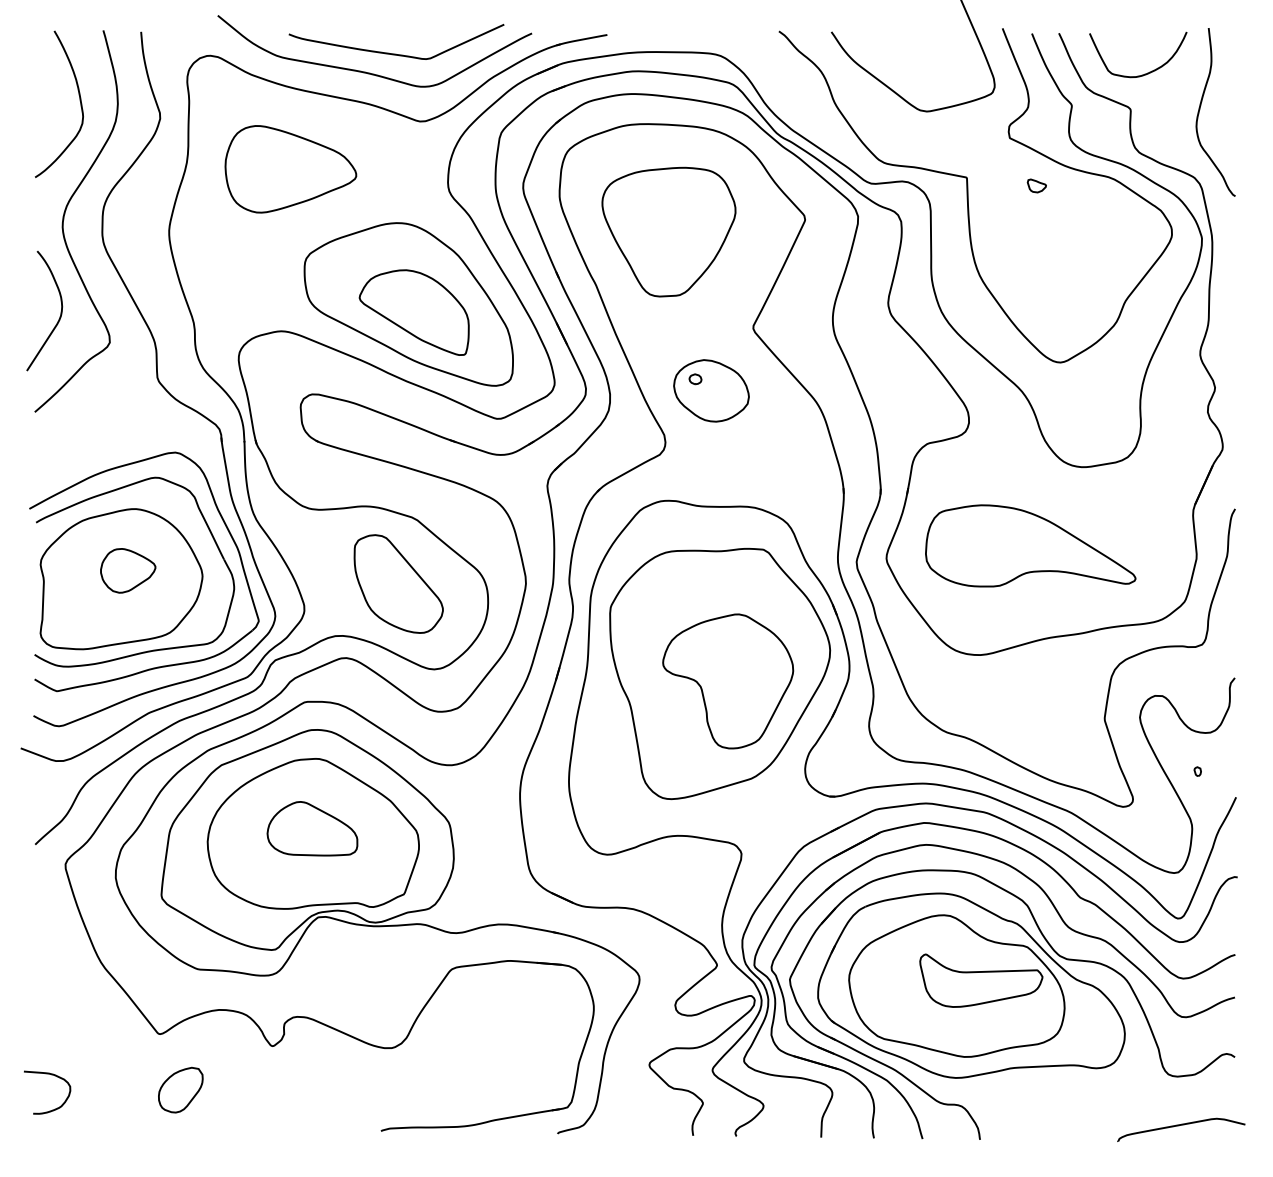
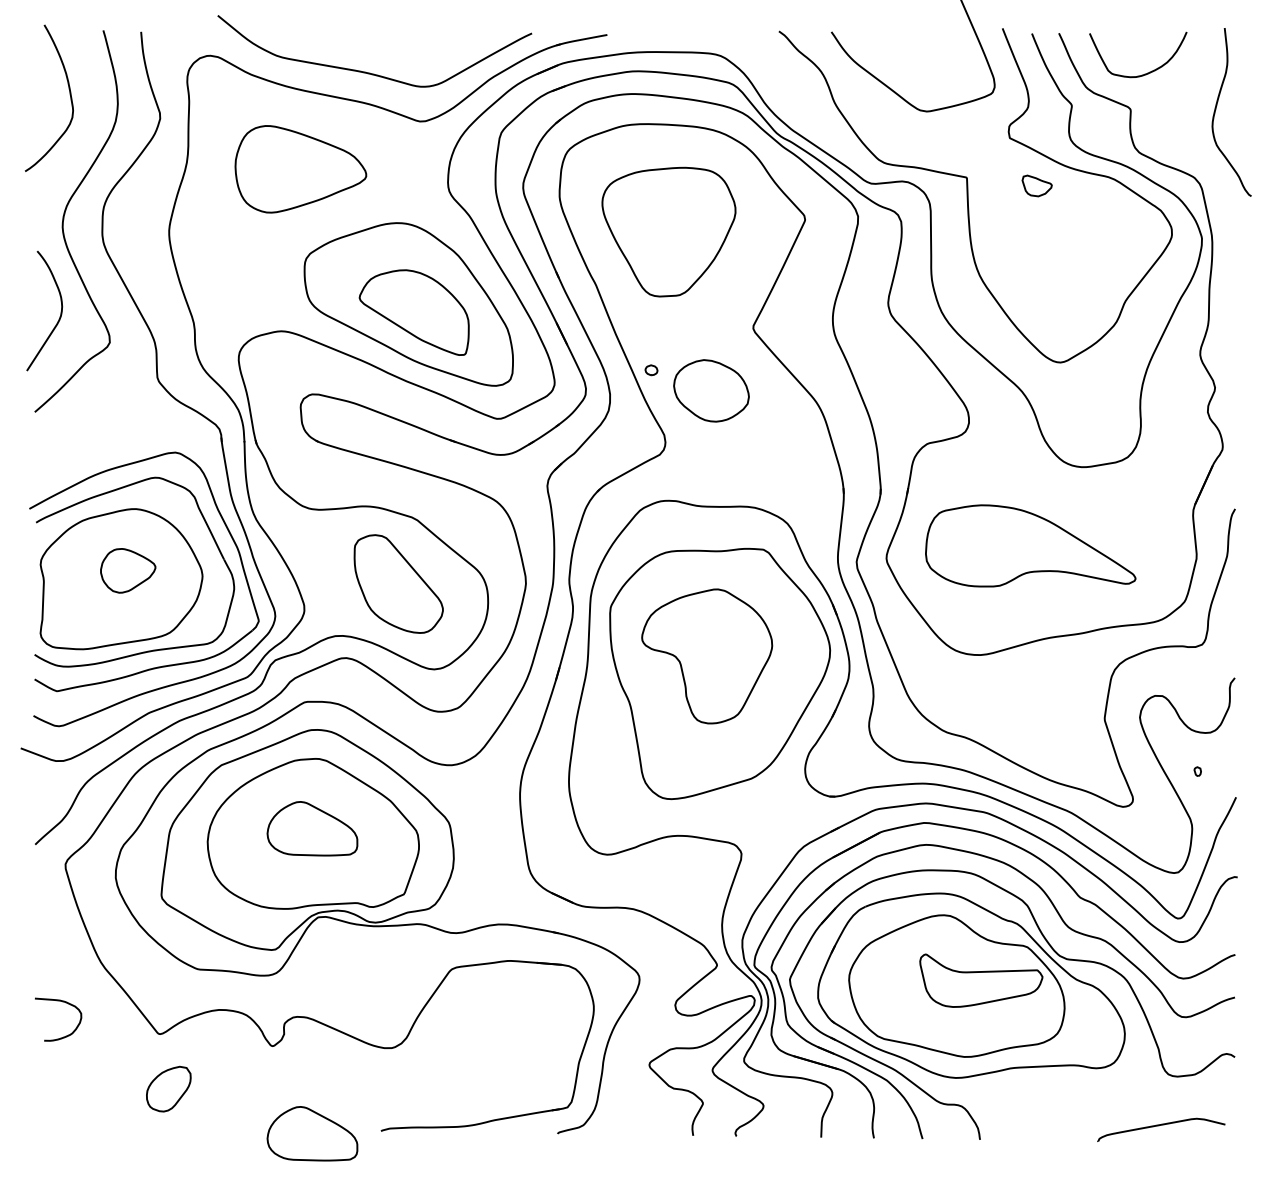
curve: present -> none (396, 53)
curve position: (79, 100) -> (69, 94) (69, 94)
curve position: (1200, 109) -> (1216, 109) (1216, 109)
part position: (290, 169) -> (300, 169) (300, 169)
part size: 21x16 px -> 32x24 px (1036, 185)
part position: (695, 379) -> (651, 370) (651, 370)
part position: (728, 681) -> (707, 656) (707, 656)
curve position: (51, 1075) -> (62, 1002) (62, 1002)
part position: (180, 1089) -> (168, 1088) (168, 1088)
curve position: (1179, 1126) -> (1159, 1126) (1159, 1126)
part: none -> present (312, 1133)
